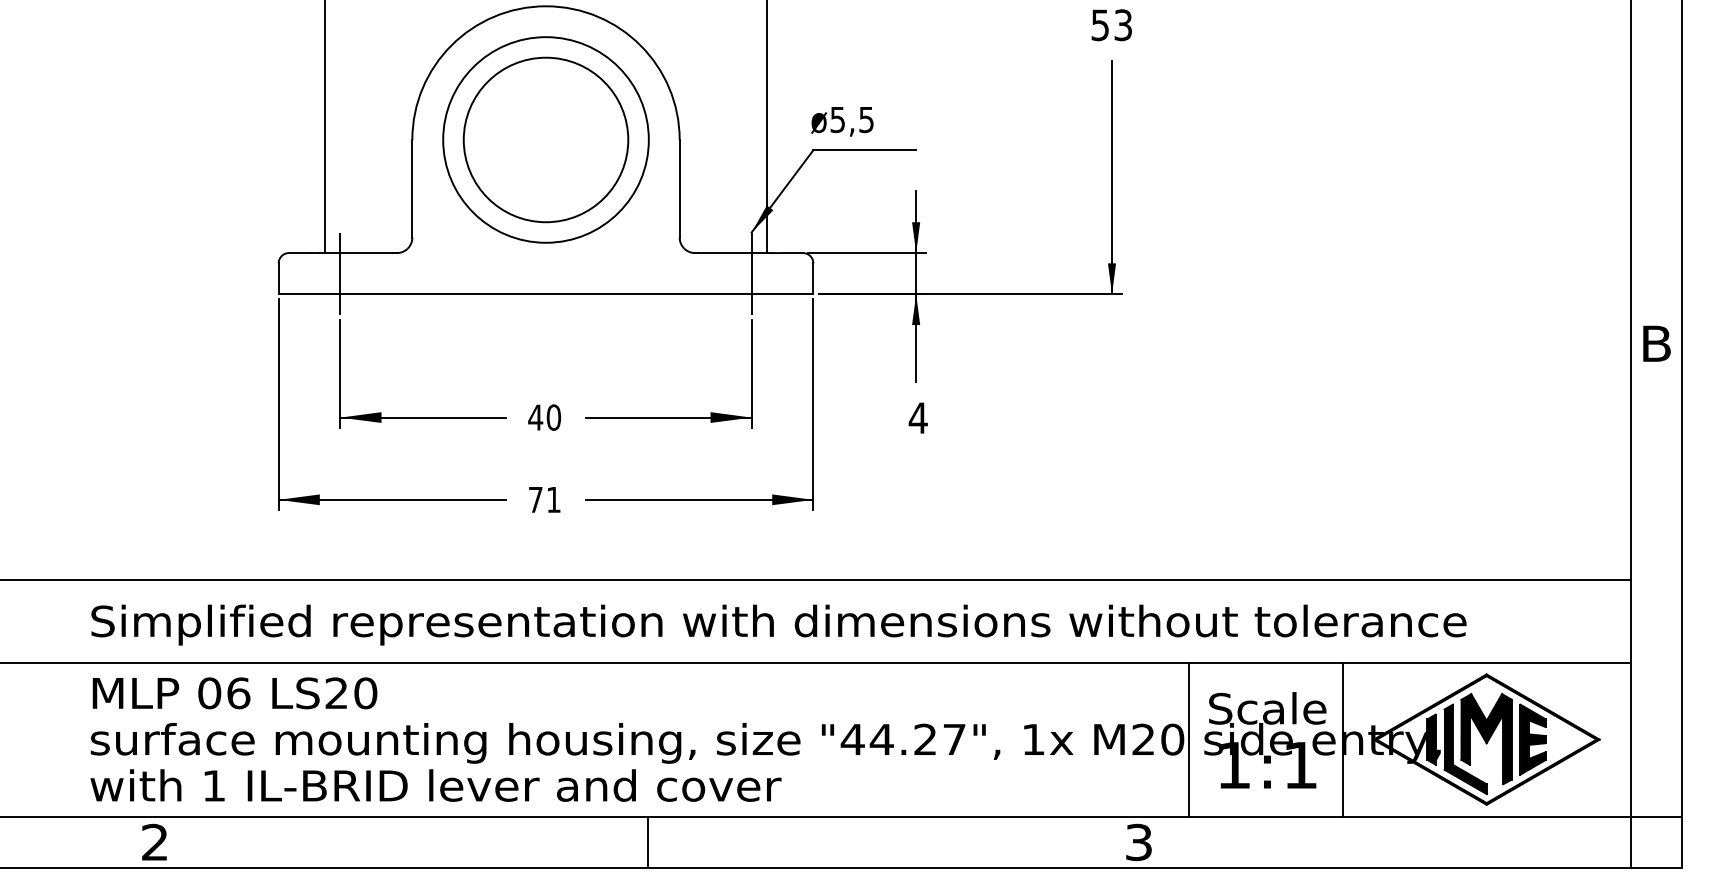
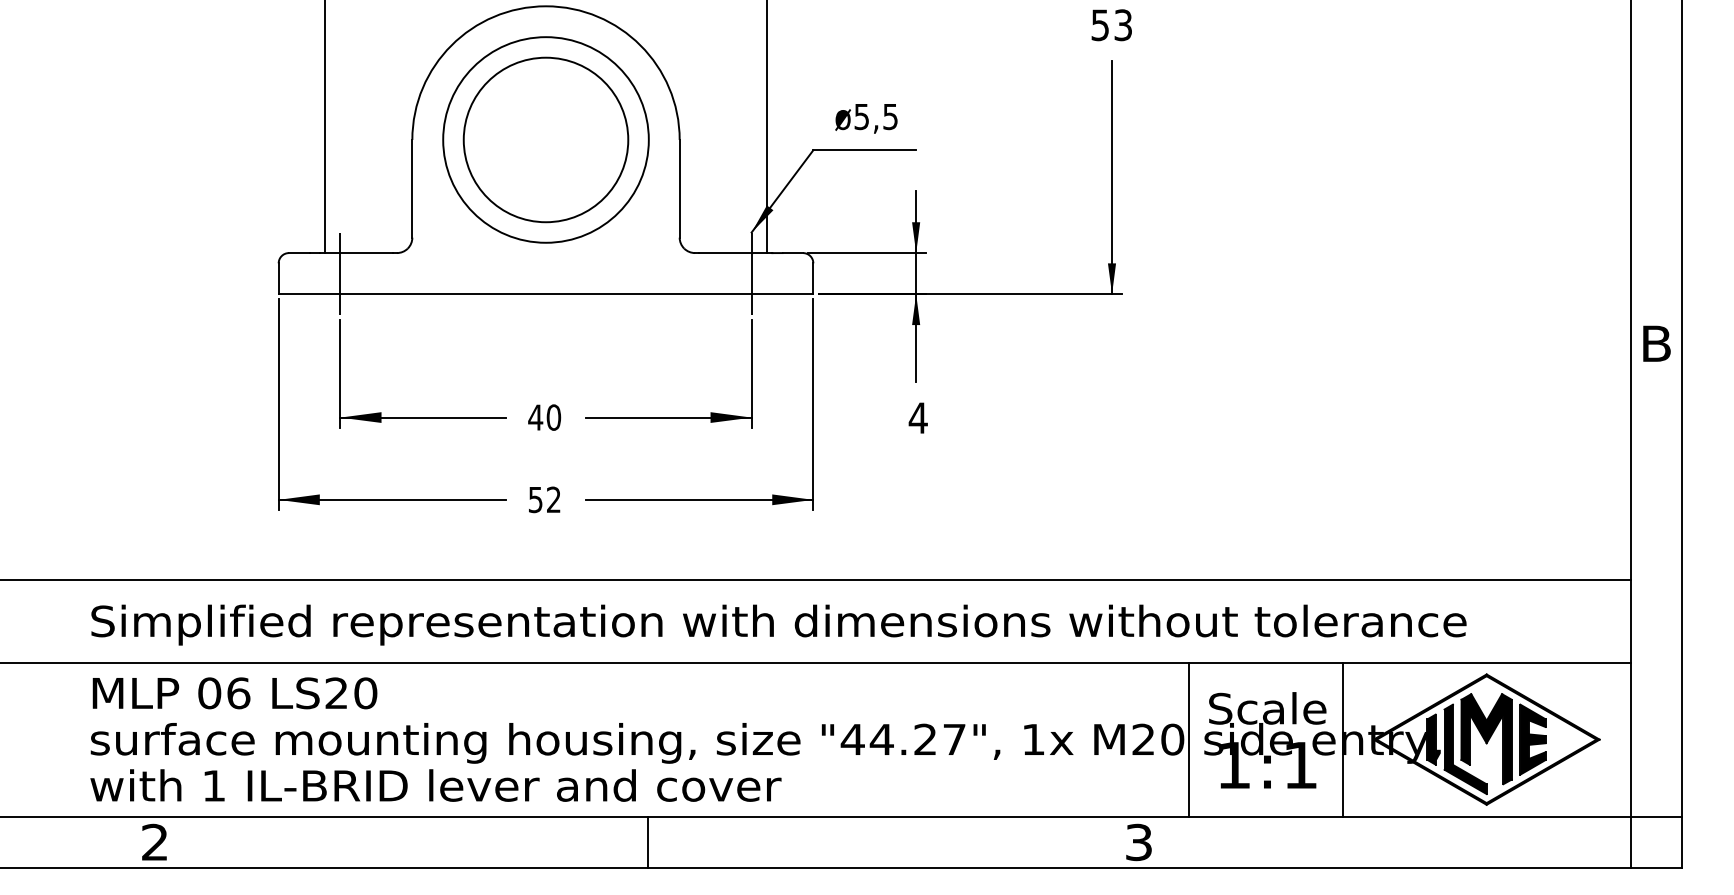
text position: (842, 121) -> (866, 118) (866, 118)
text: 71 -> 52 (544, 499)
